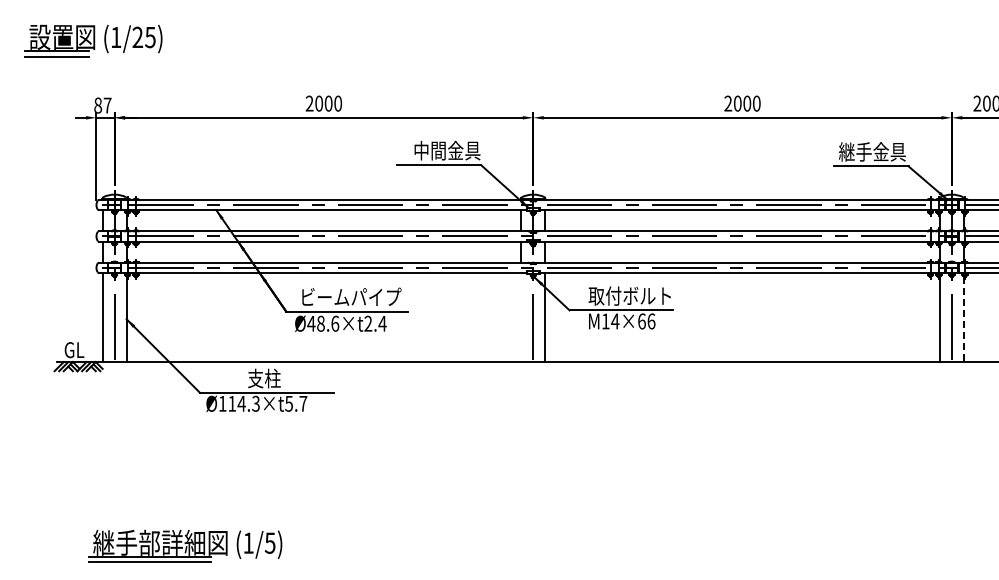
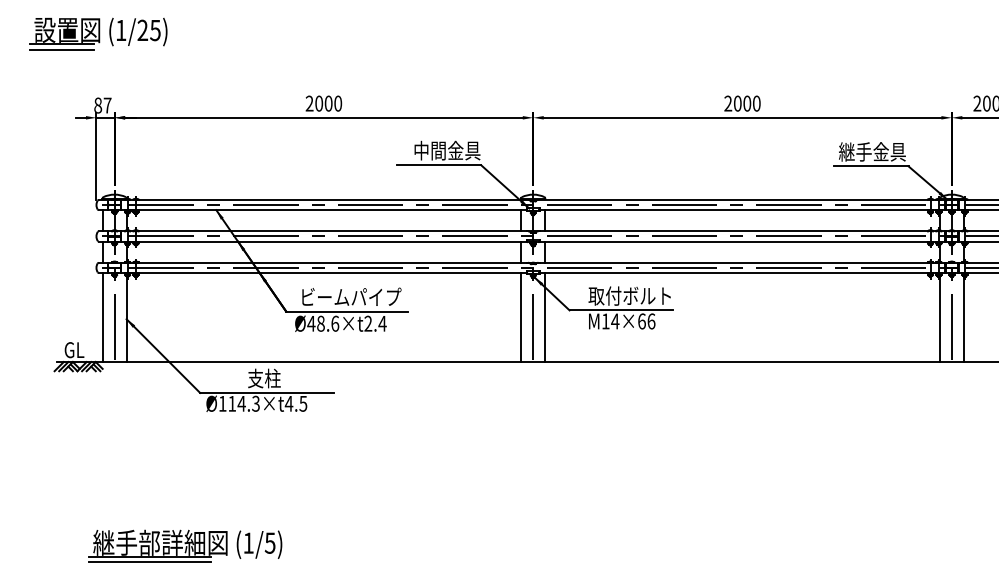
part position: (93, 40) -> (98, 33) (98, 33)
line: none -> present (521, 317)
line: dashed -> solid (963, 319)
text: Ø114.3×t5.7 -> Ø114.3×t4.5 (295, 403)
